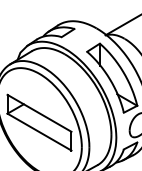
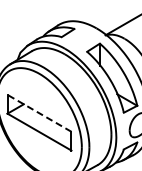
line: solid -> dashed (39, 113)
